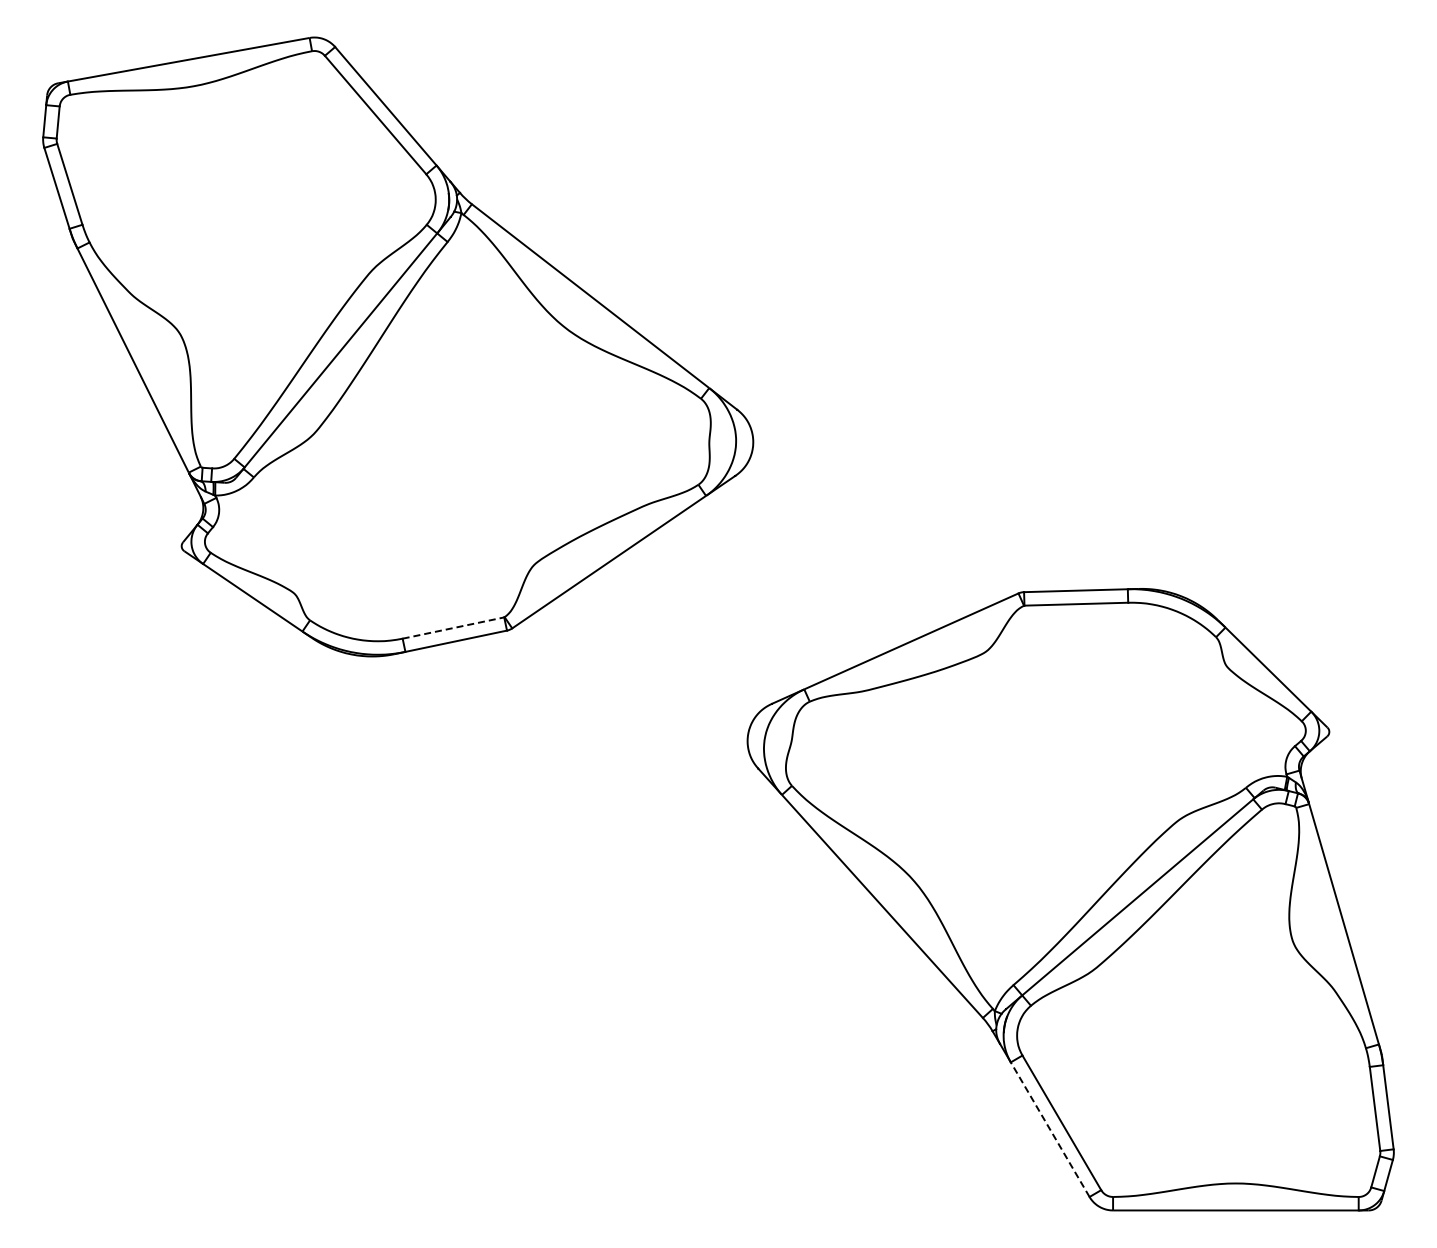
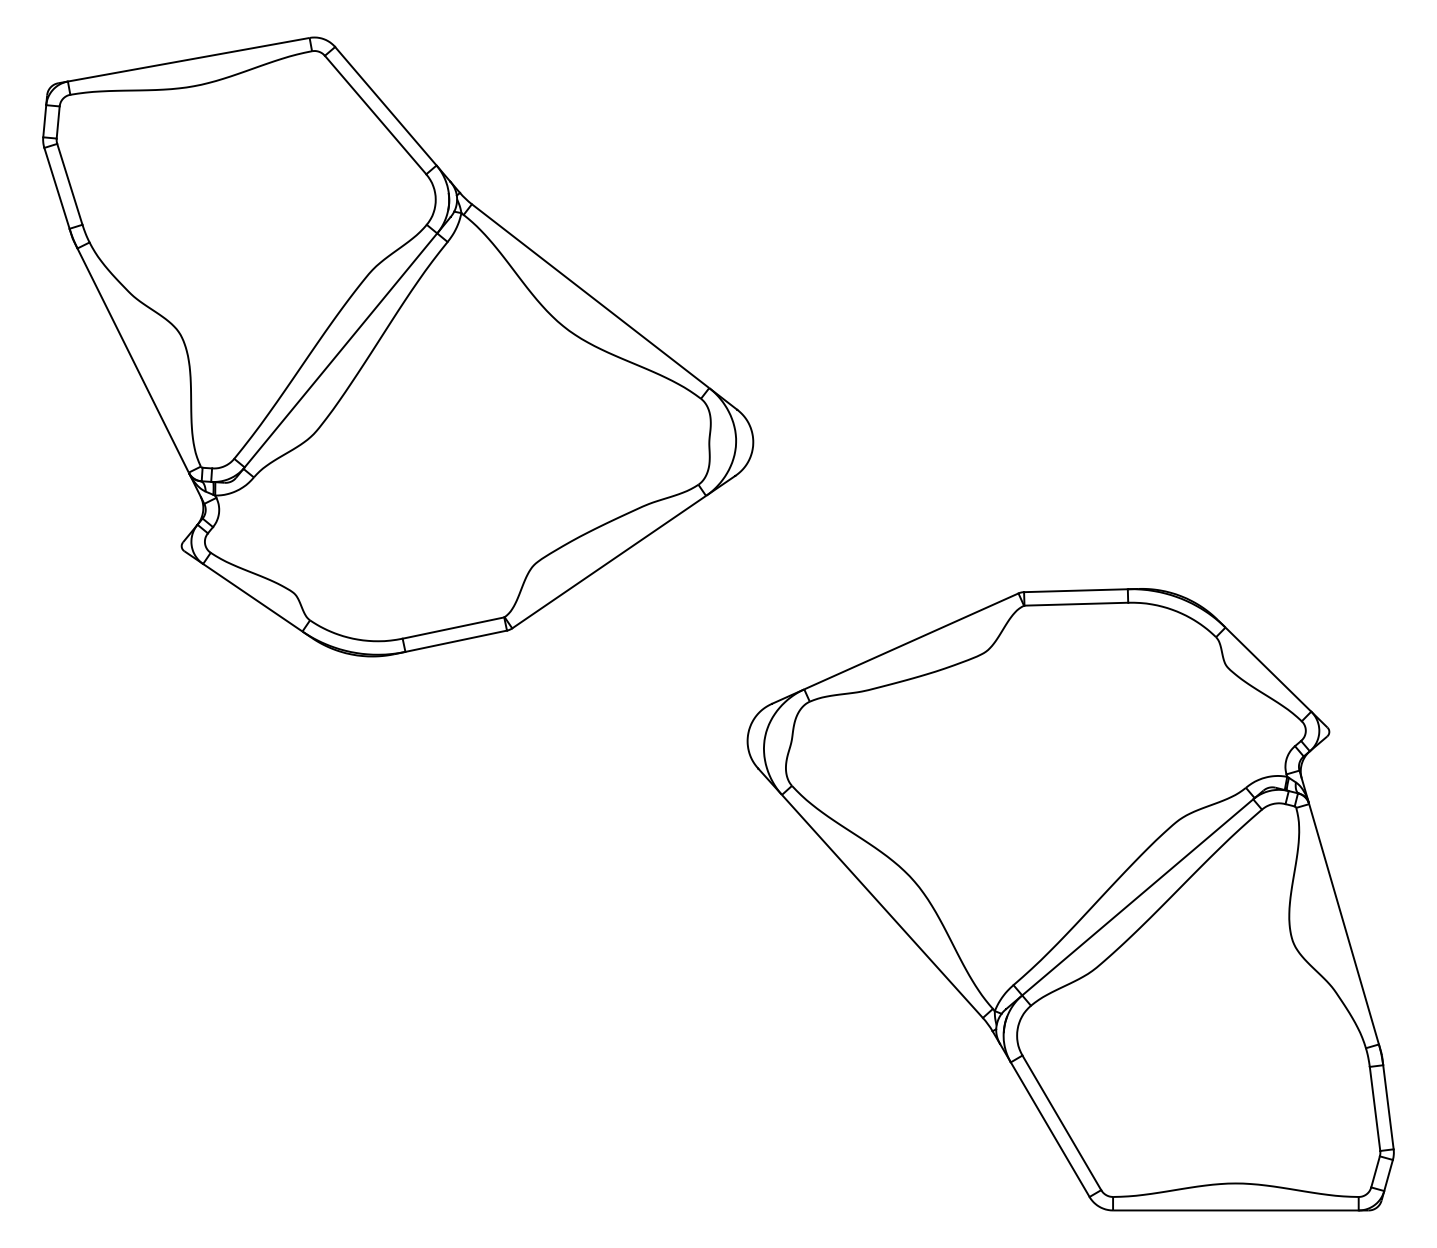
line: dashed -> solid (453, 628)
line: dashed -> solid (1050, 1129)
